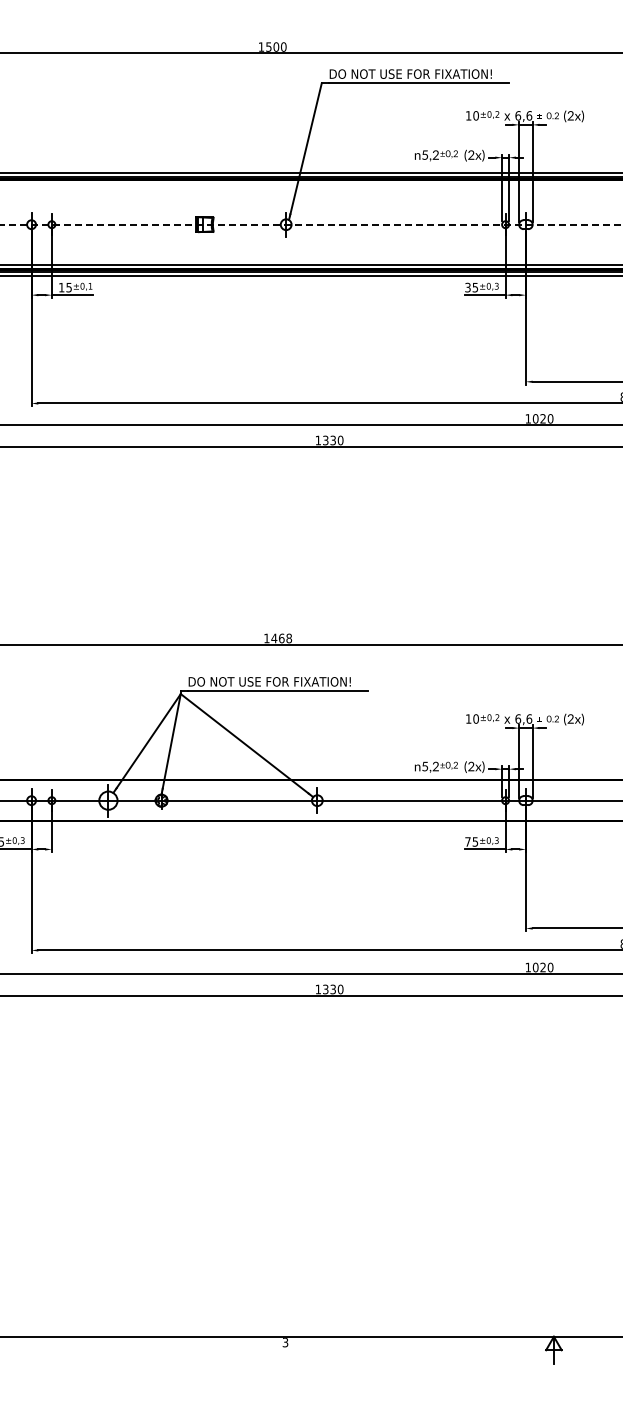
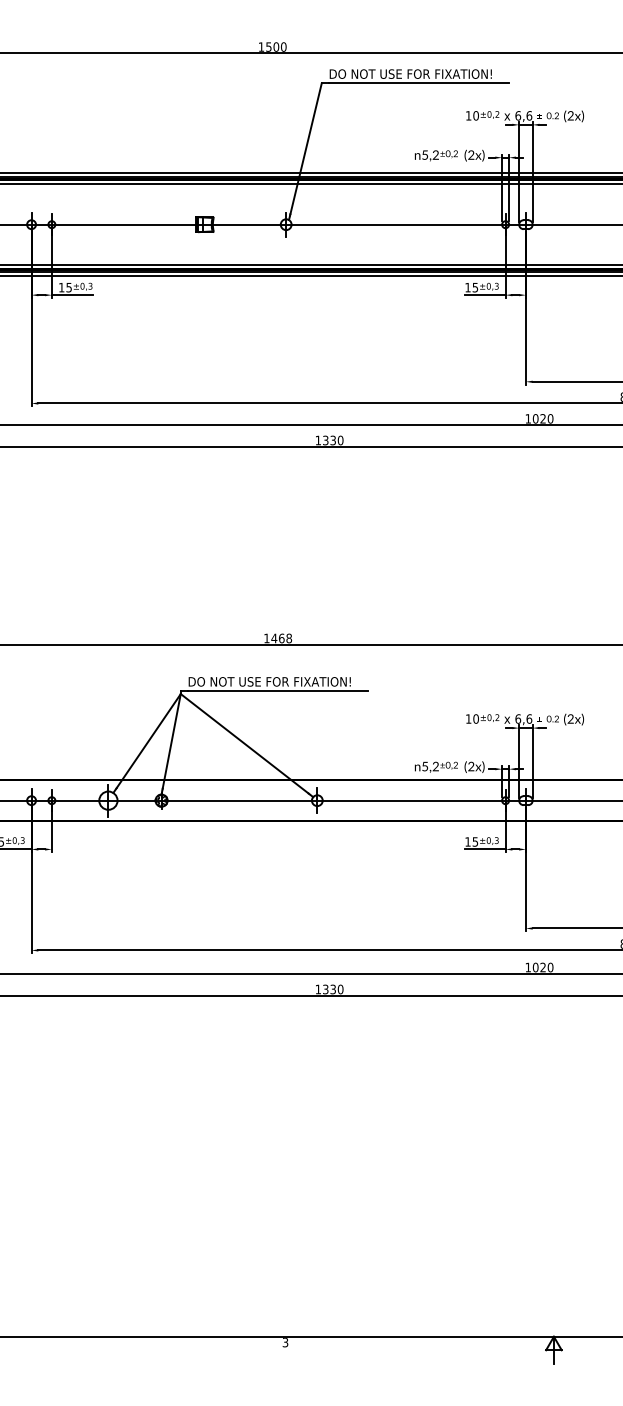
line: none -> present (310, 183)
line: dashed -> solid (311, 224)
text: ±0,1 -> ±0,3 (90, 285)
text: 35 -> 15 (467, 287)
text: 75 -> 15 (467, 841)
